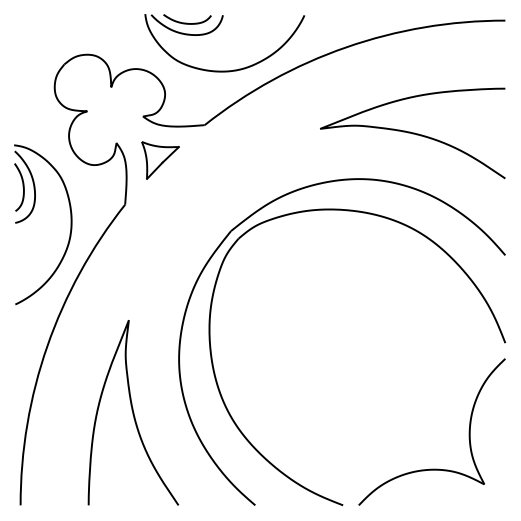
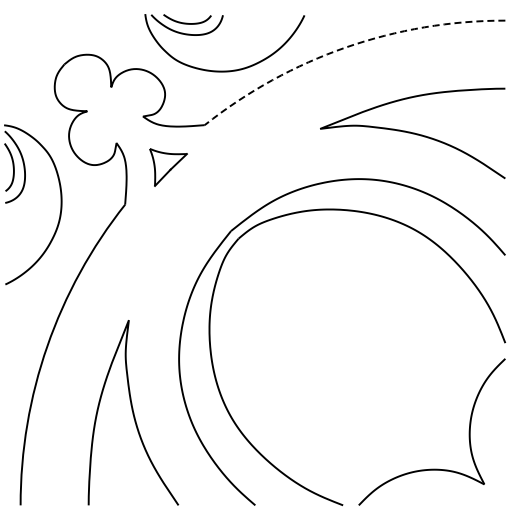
arc: solid -> dashed (346, 47)
part position: (160, 160) -> (168, 167) (168, 167)
part position: (30, 215) -> (20, 195) (20, 195)
